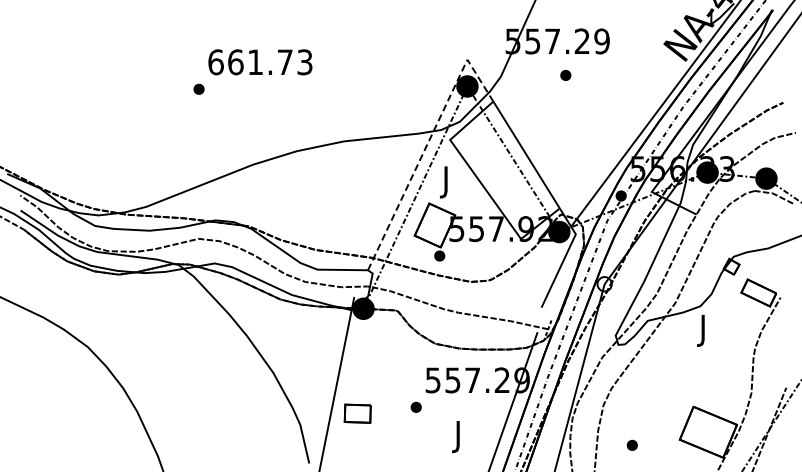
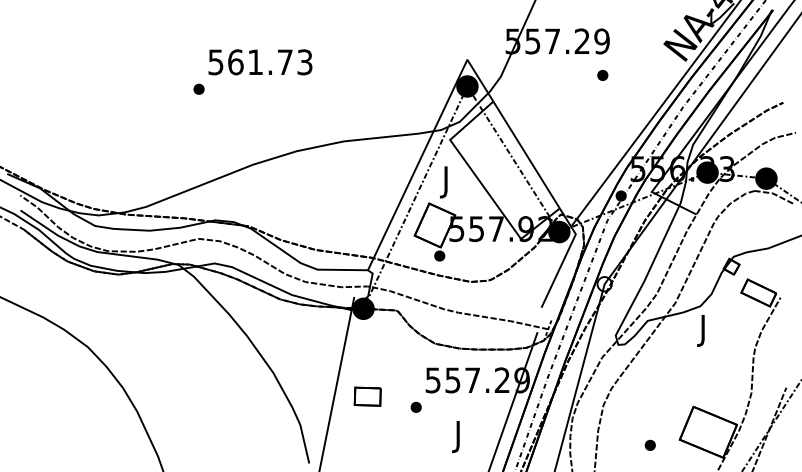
text: 661.73 -> 561.73 (215, 62)
part position: (565, 75) -> (602, 75) (602, 75)
line: dashed -> solid (428, 141)
part position: (357, 413) -> (367, 396) (367, 396)
part position: (631, 444) -> (649, 444) (649, 444)
